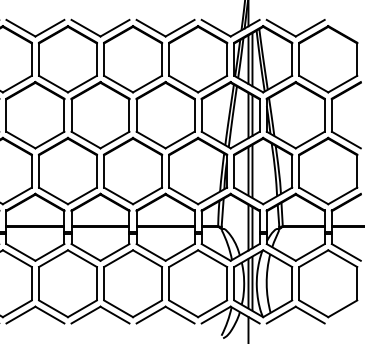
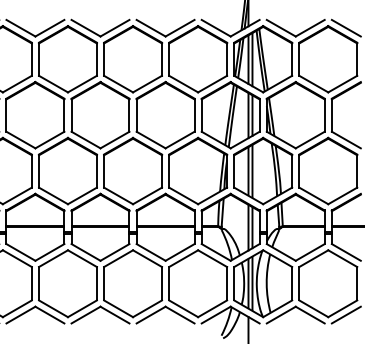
line: none -> present (345, 27)
line: none -> present (345, 314)
